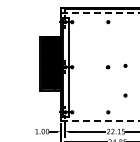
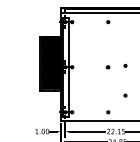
line: dashed -> solid (100, 13)
line: dashed -> solid (100, 120)
